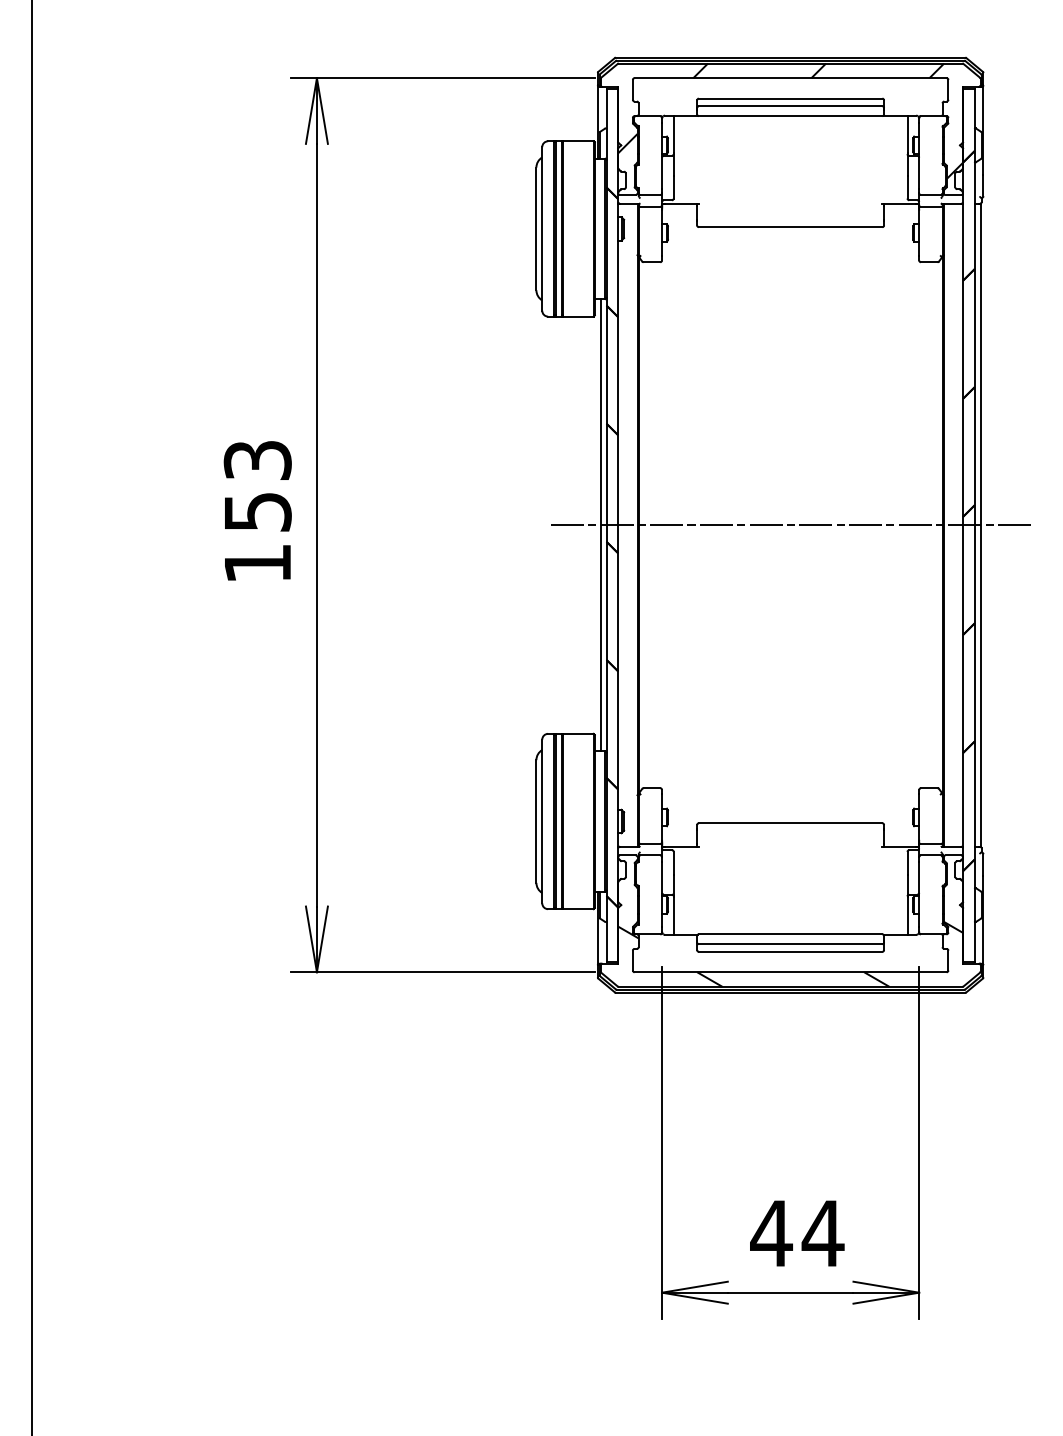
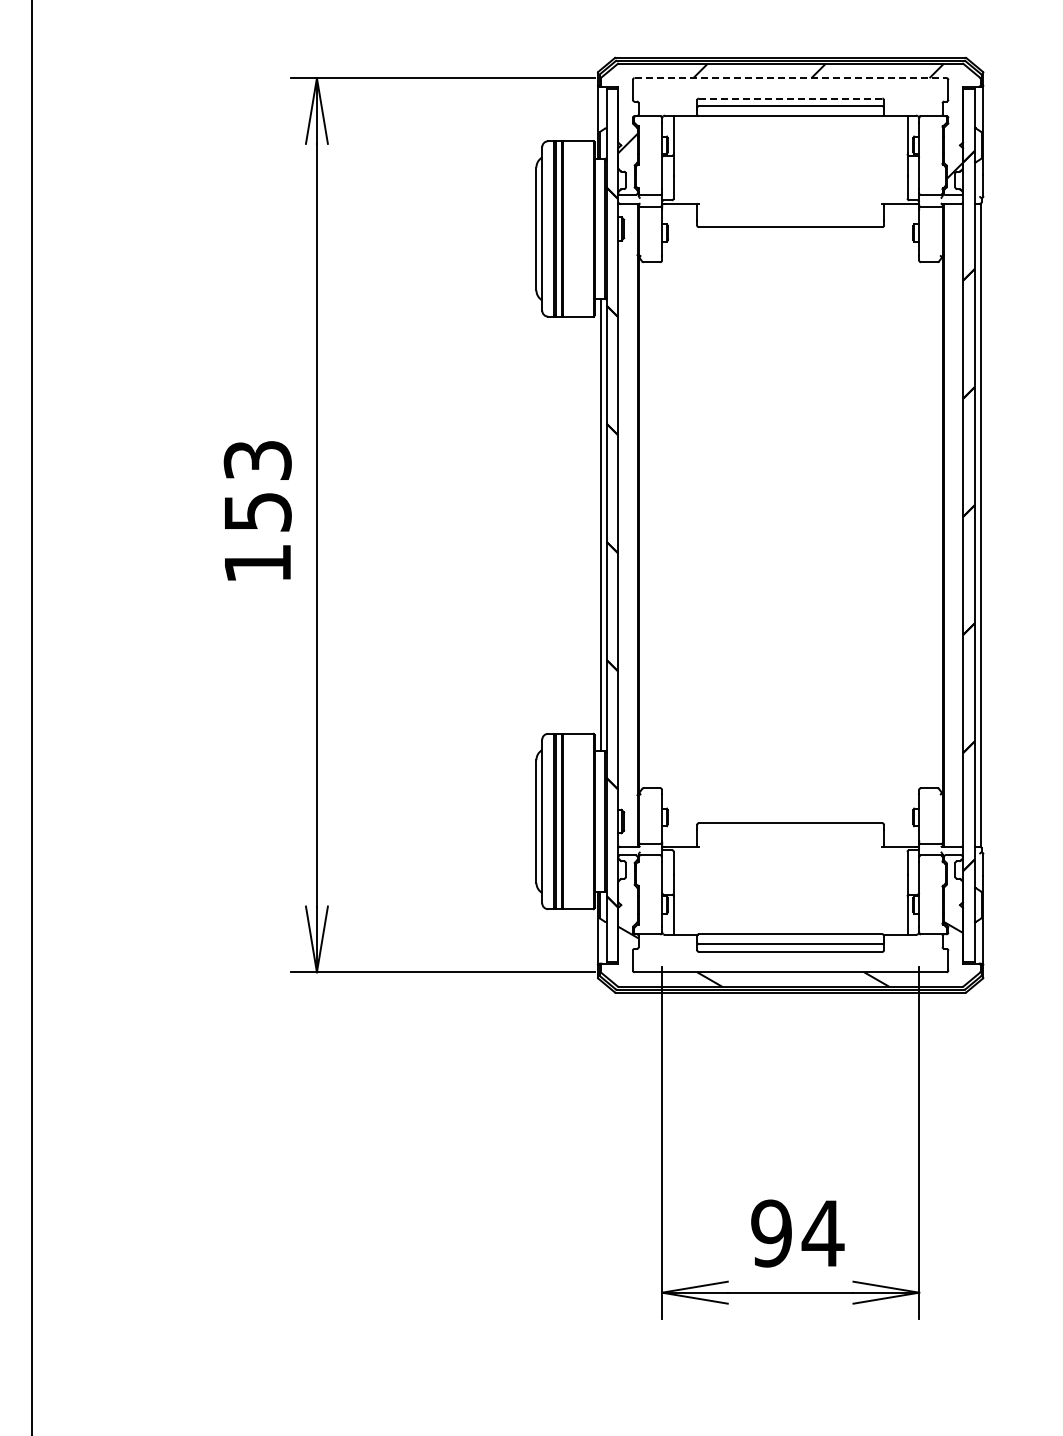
line: solid -> dashed (791, 78)
line: solid -> dashed (790, 98)
line: present -> none (790, 525)
text: 44 -> 94 (771, 1233)
